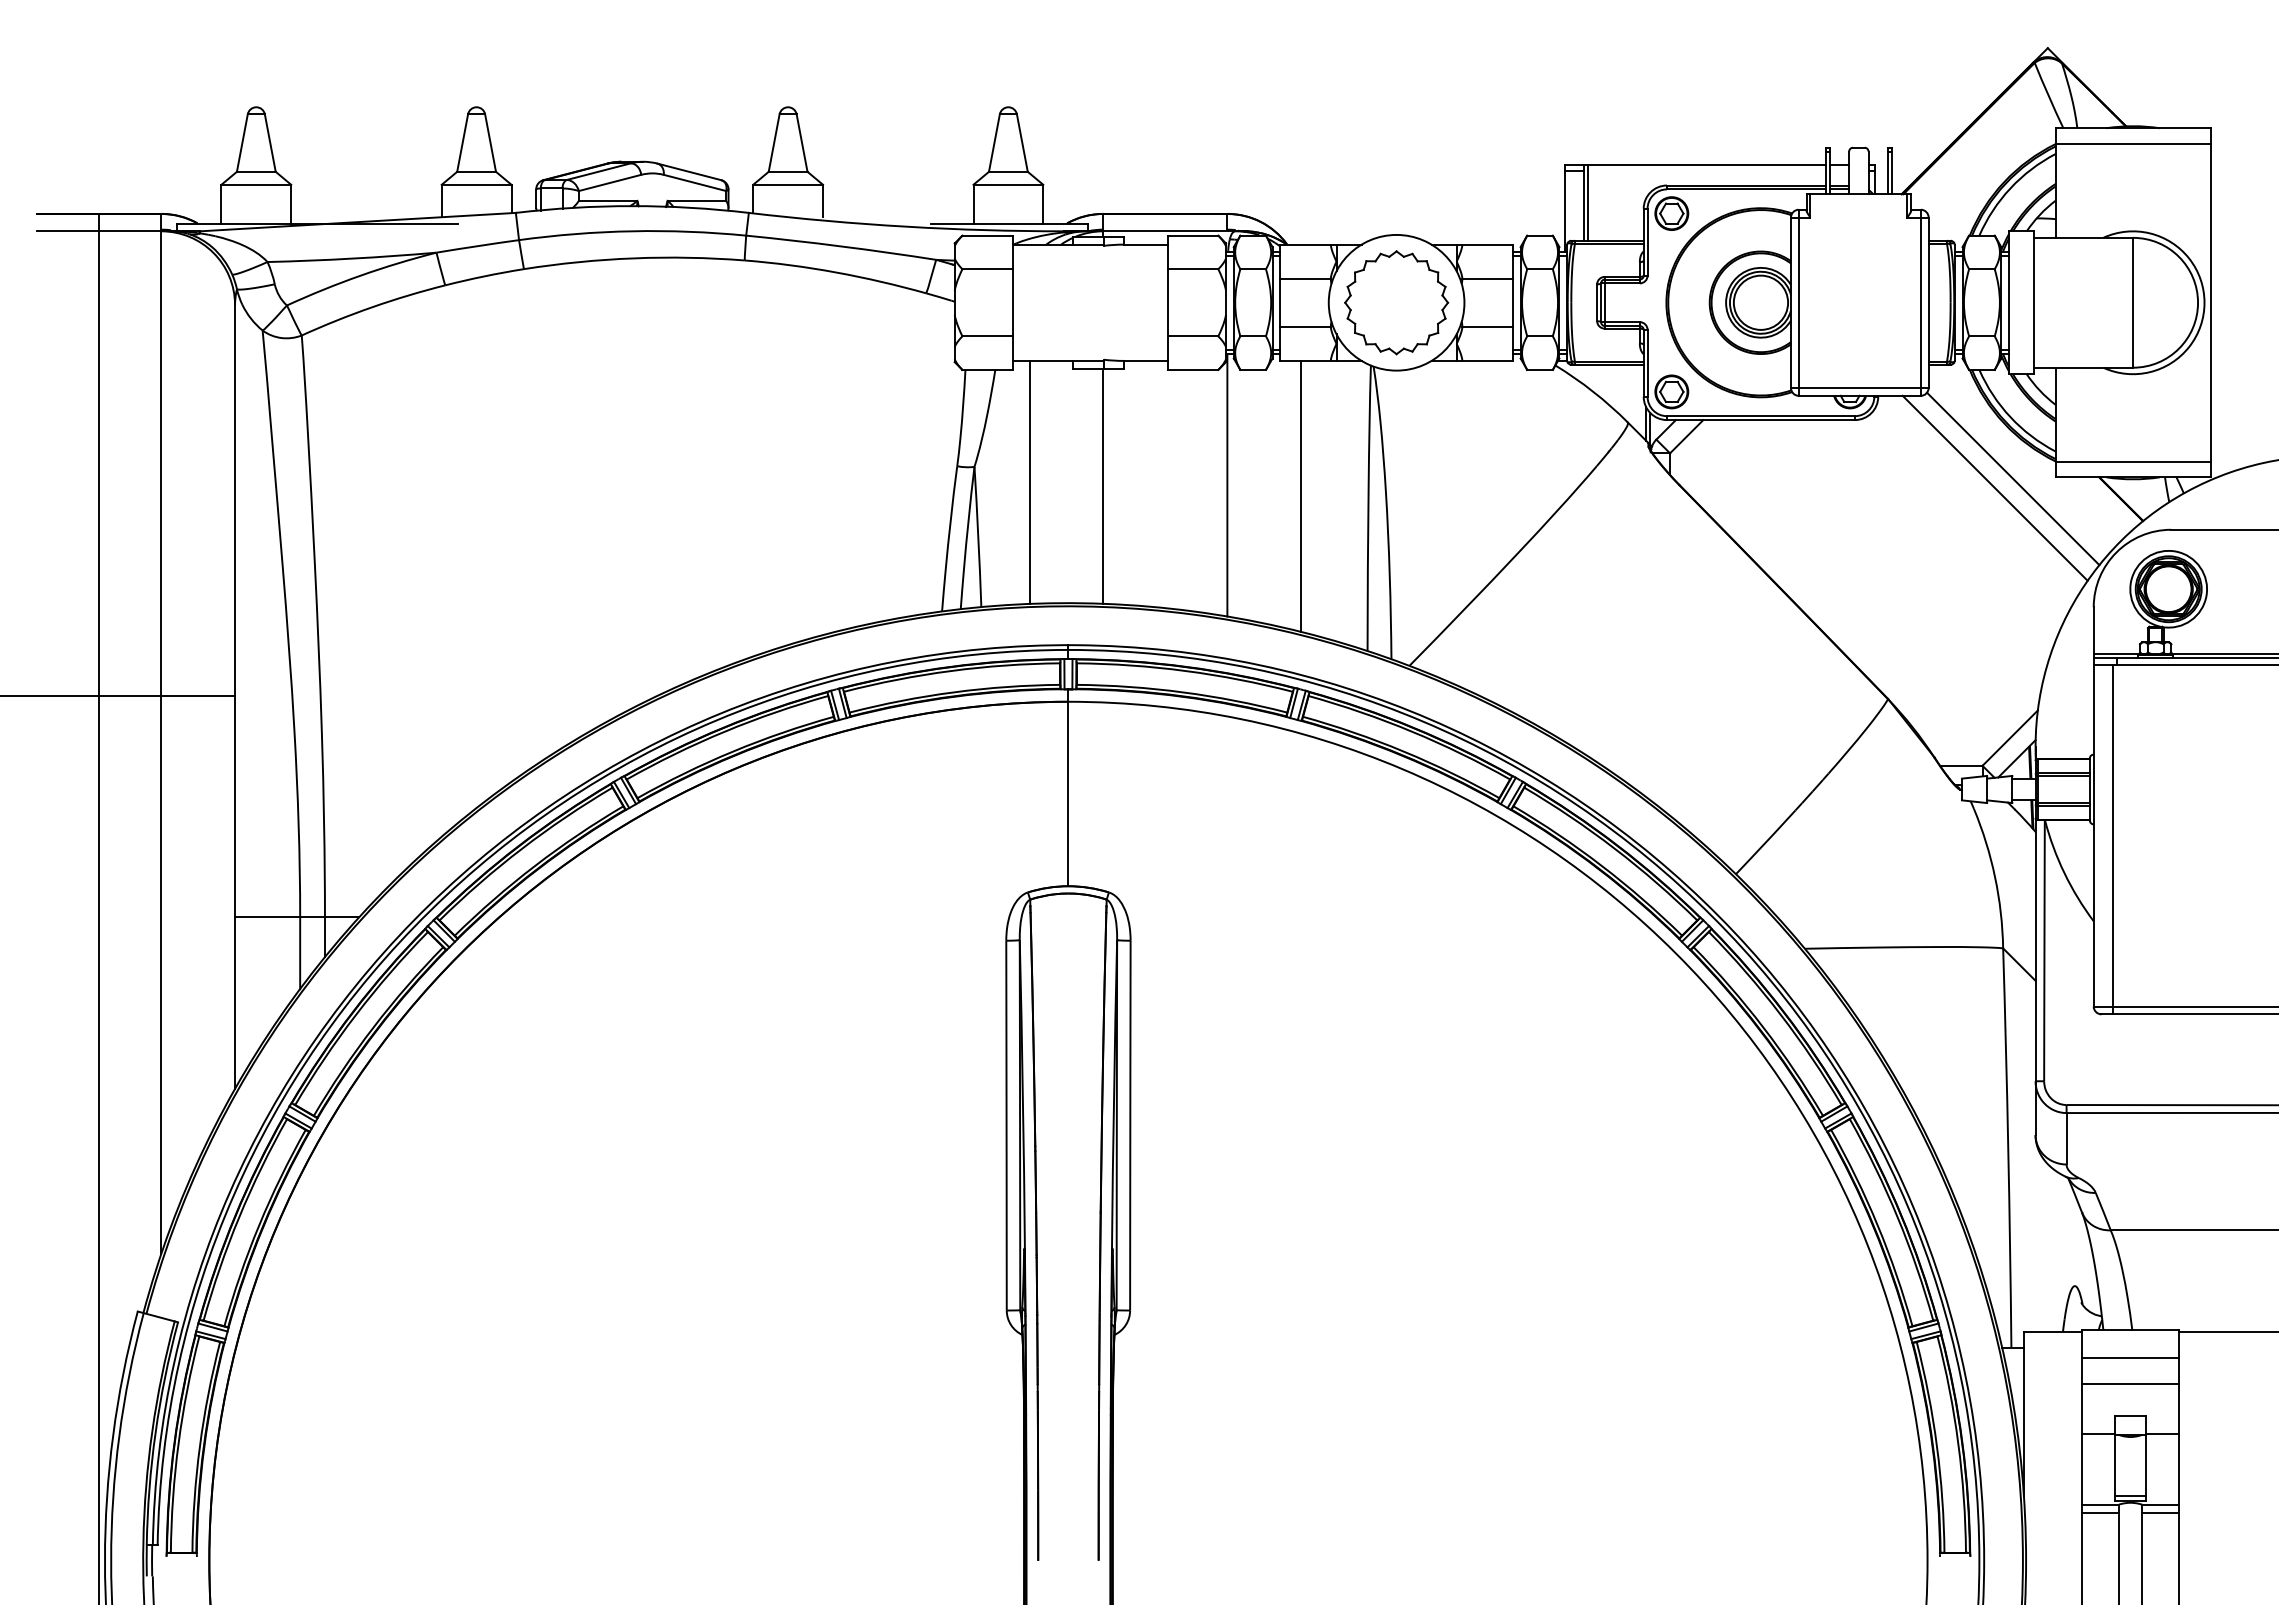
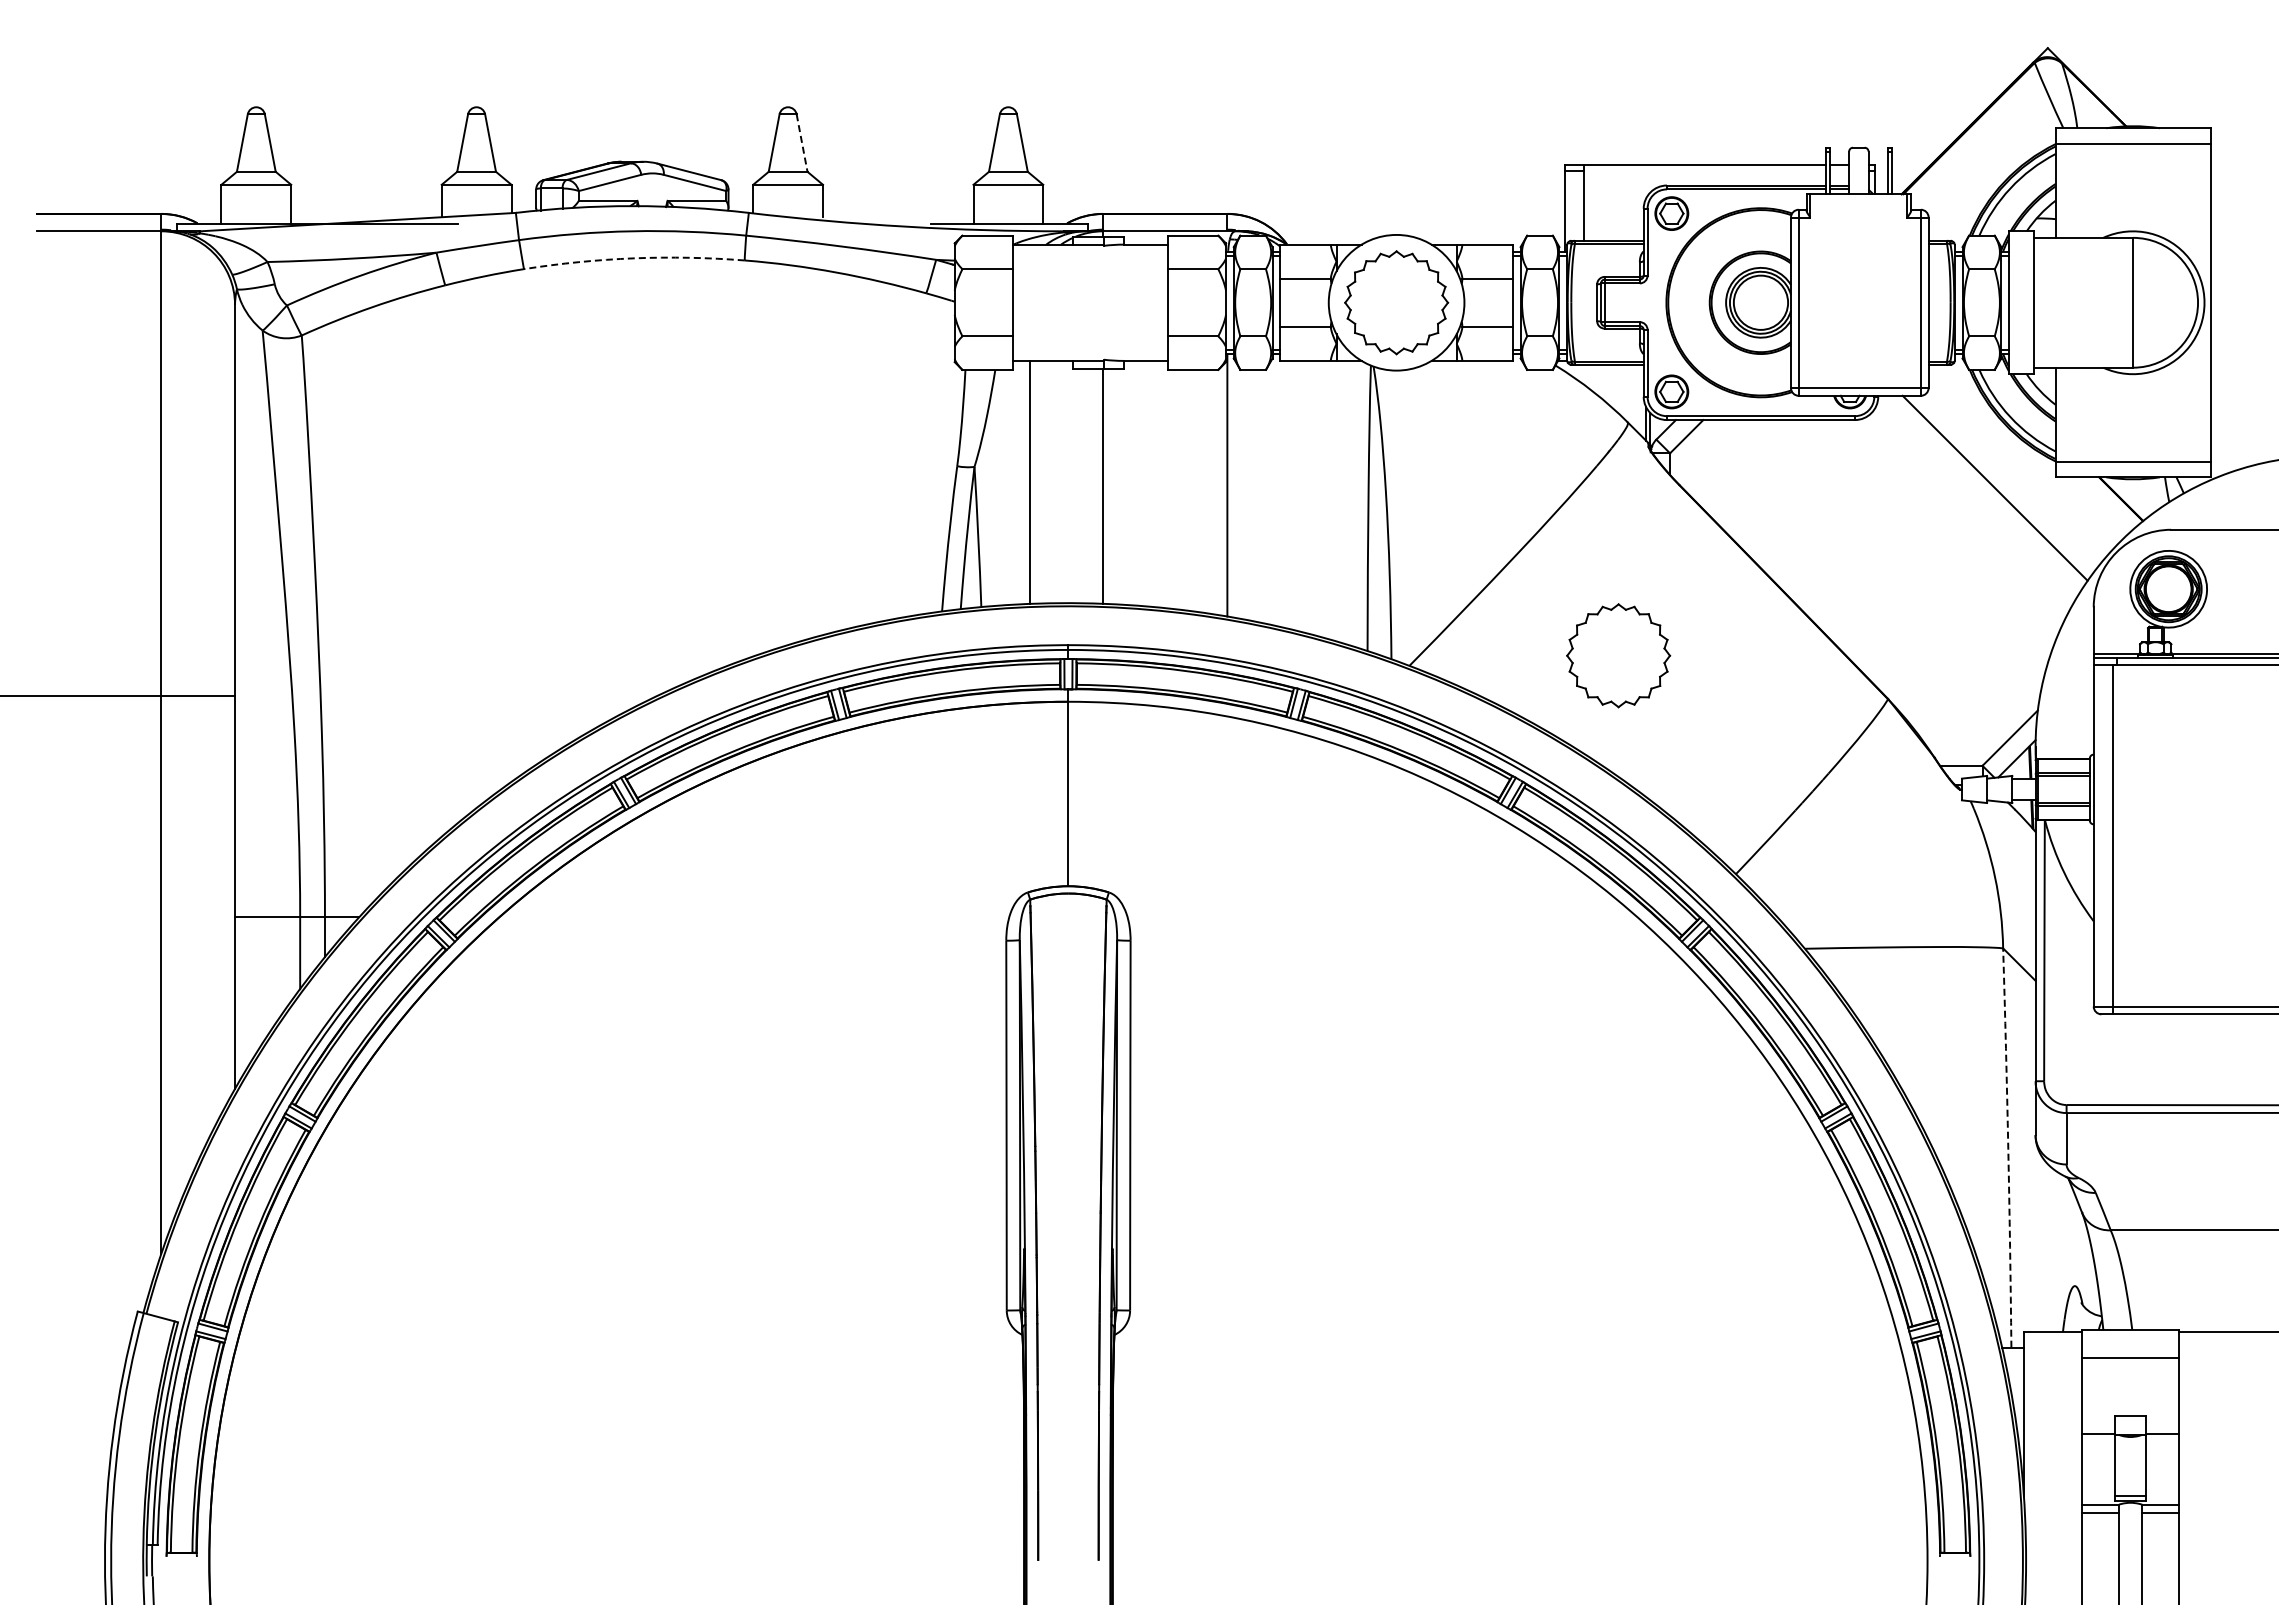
line: solid -> dashed (802, 143)
line: present -> none (1587, 202)
arc: solid -> dashed (634, 258)
line: present -> none (2013, 478)
line: present -> none (1301, 495)
part: none -> present (1618, 655)
line: present -> none (99, 907)
arc: solid -> dashed (2008, 1148)
line: present -> none (2130, 1384)
